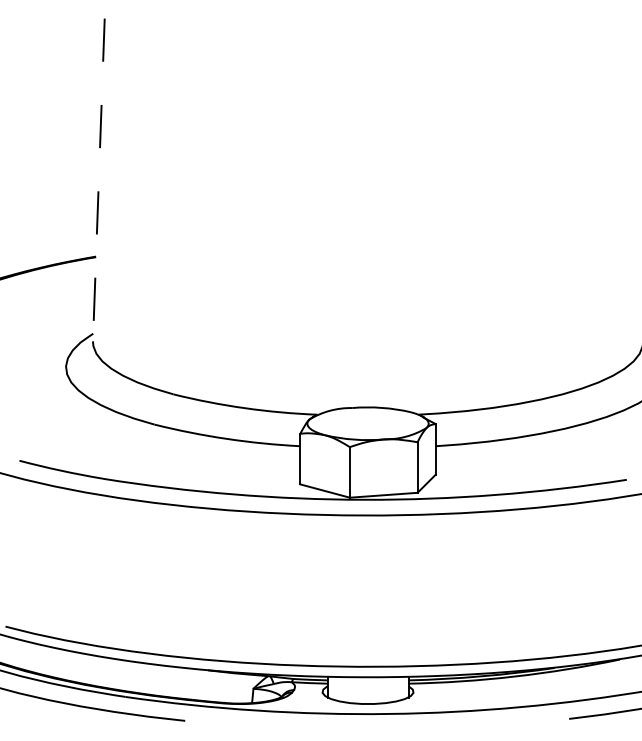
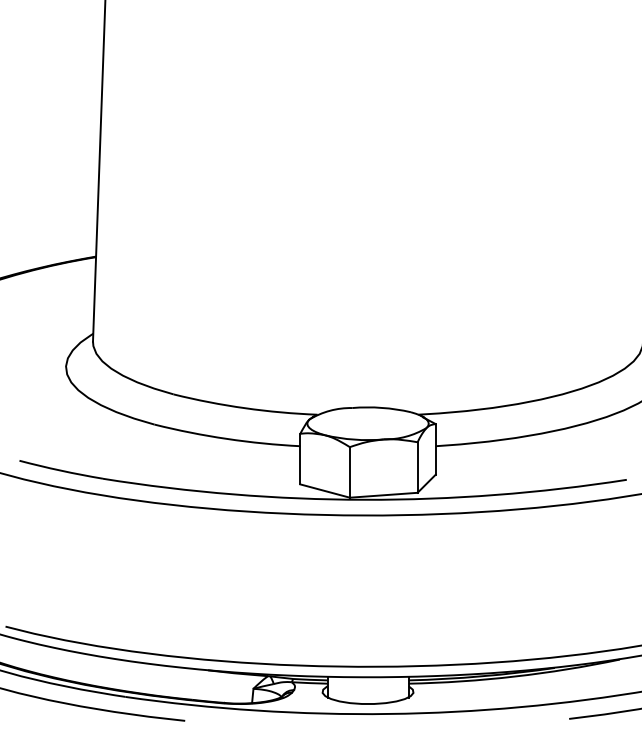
line: dashed -> solid (99, 170)
